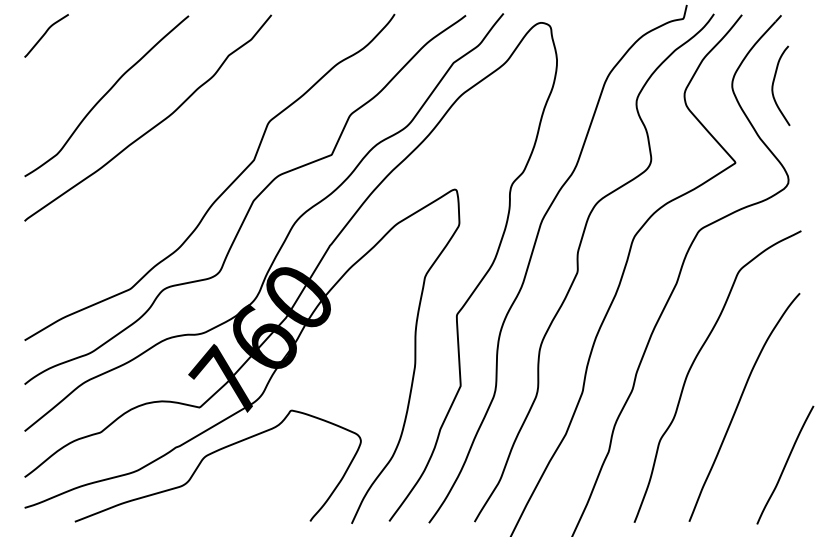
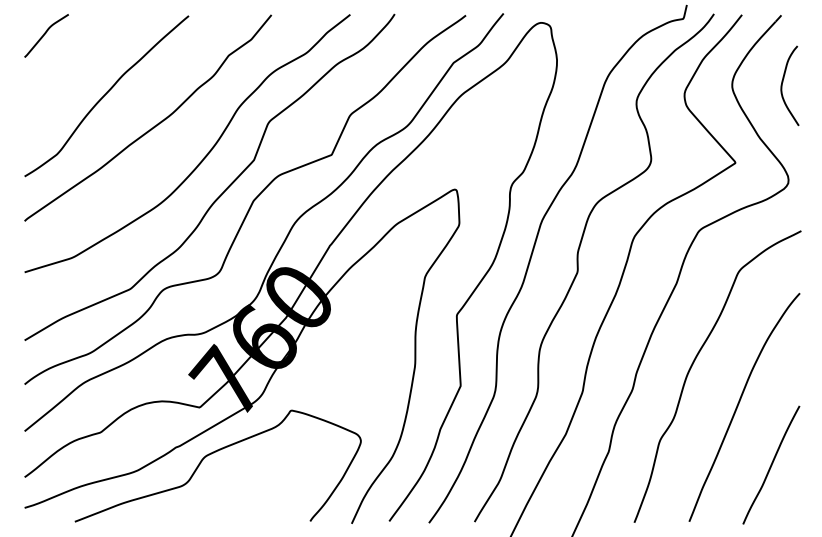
curve position: (774, 82) -> (783, 82) (783, 82)
curve: none -> present (203, 157)
curve position: (785, 464) -> (771, 464) (771, 464)
